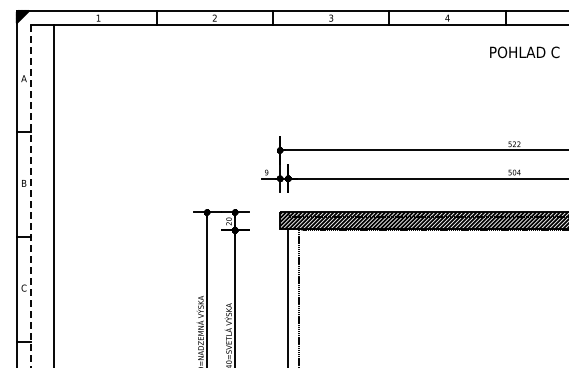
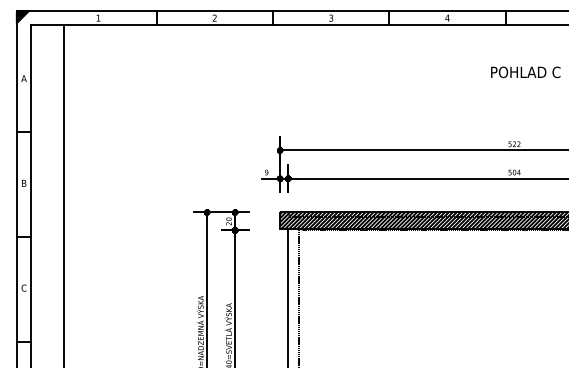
text position: (524, 52) -> (525, 72) (525, 72)
line position: (53, 194) -> (63, 194) (63, 194)
line: dashed -> solid (31, 196)
